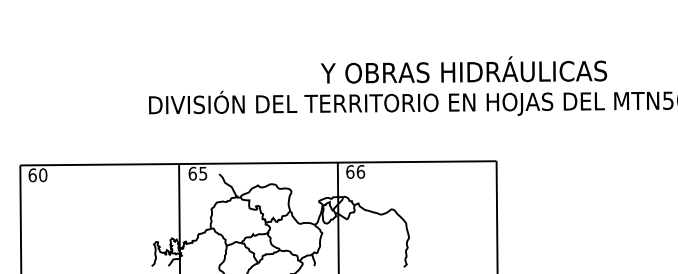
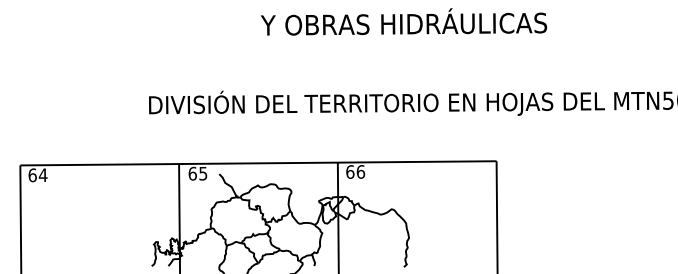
text position: (463, 69) -> (403, 21) (403, 21)
text: 60 -> 64 (42, 175)
